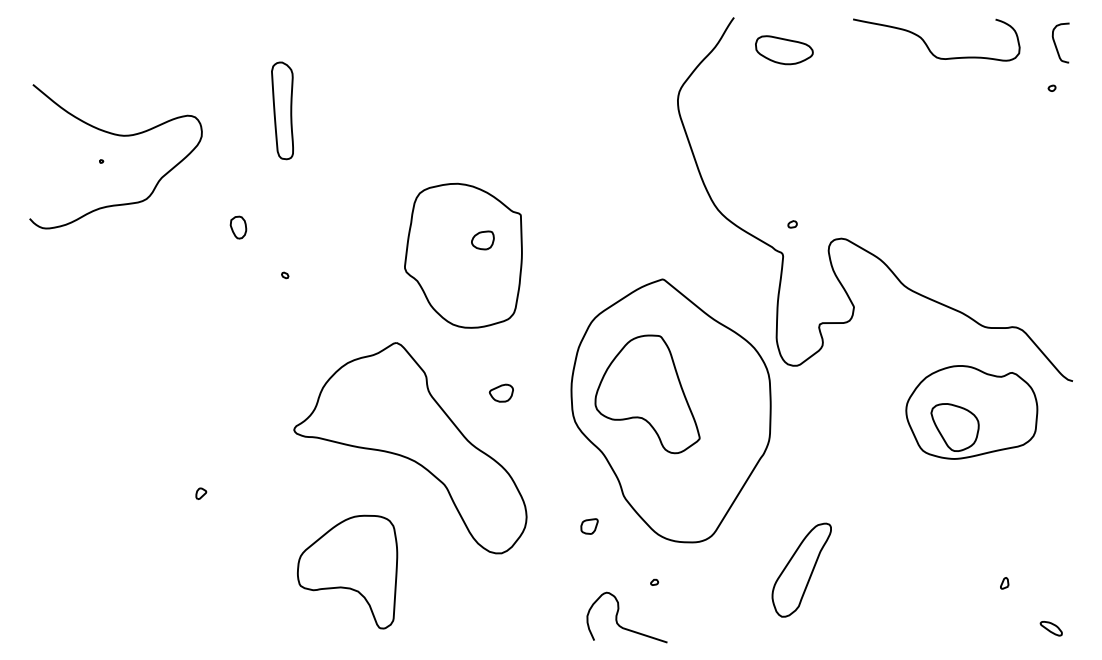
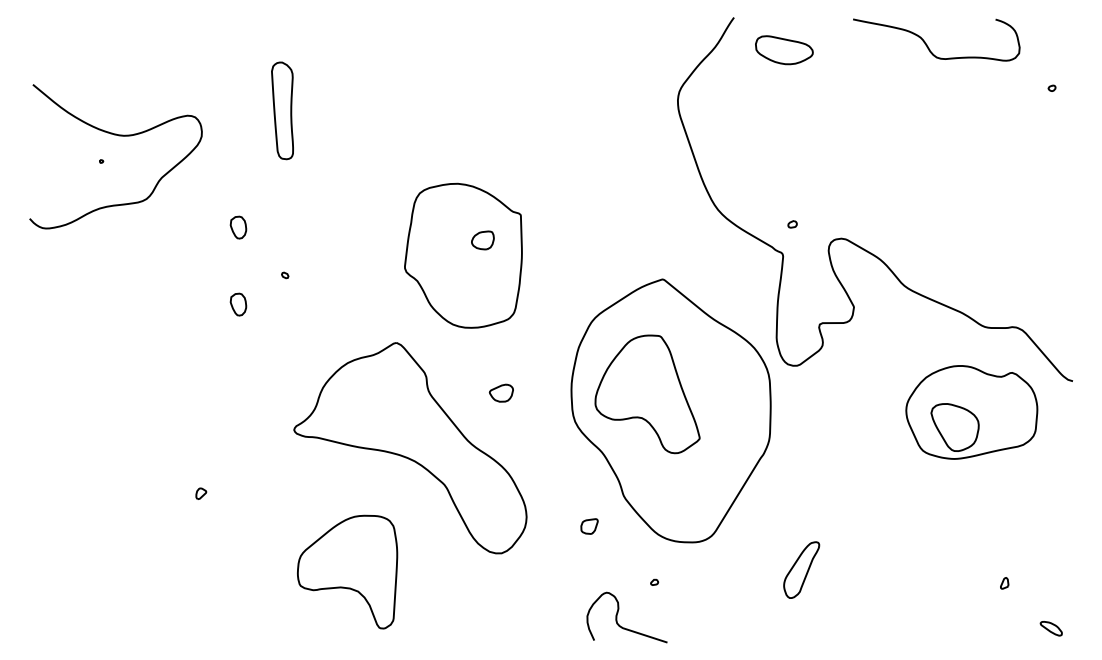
curve: present -> none (1056, 44)
part: none -> present (238, 304)
part size: 61x96 px -> 38x58 px (801, 569)
